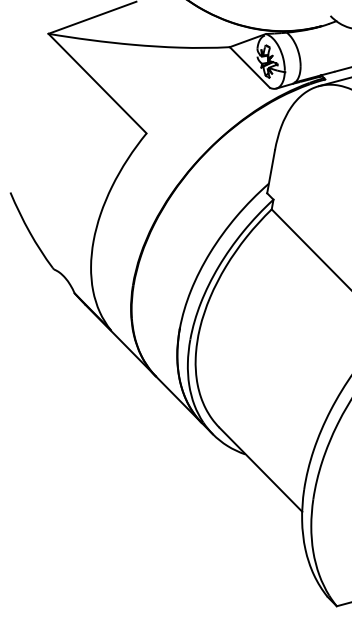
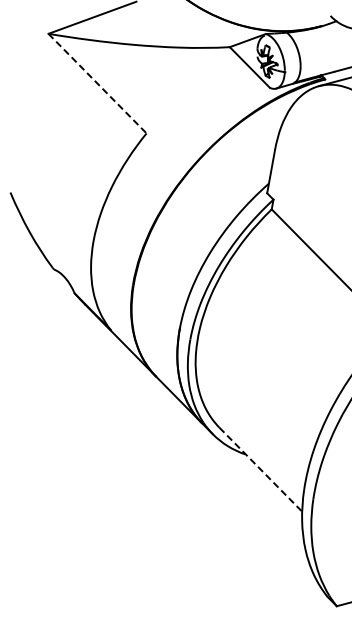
line: solid -> dashed (97, 83)
line: solid -> dashed (261, 470)
